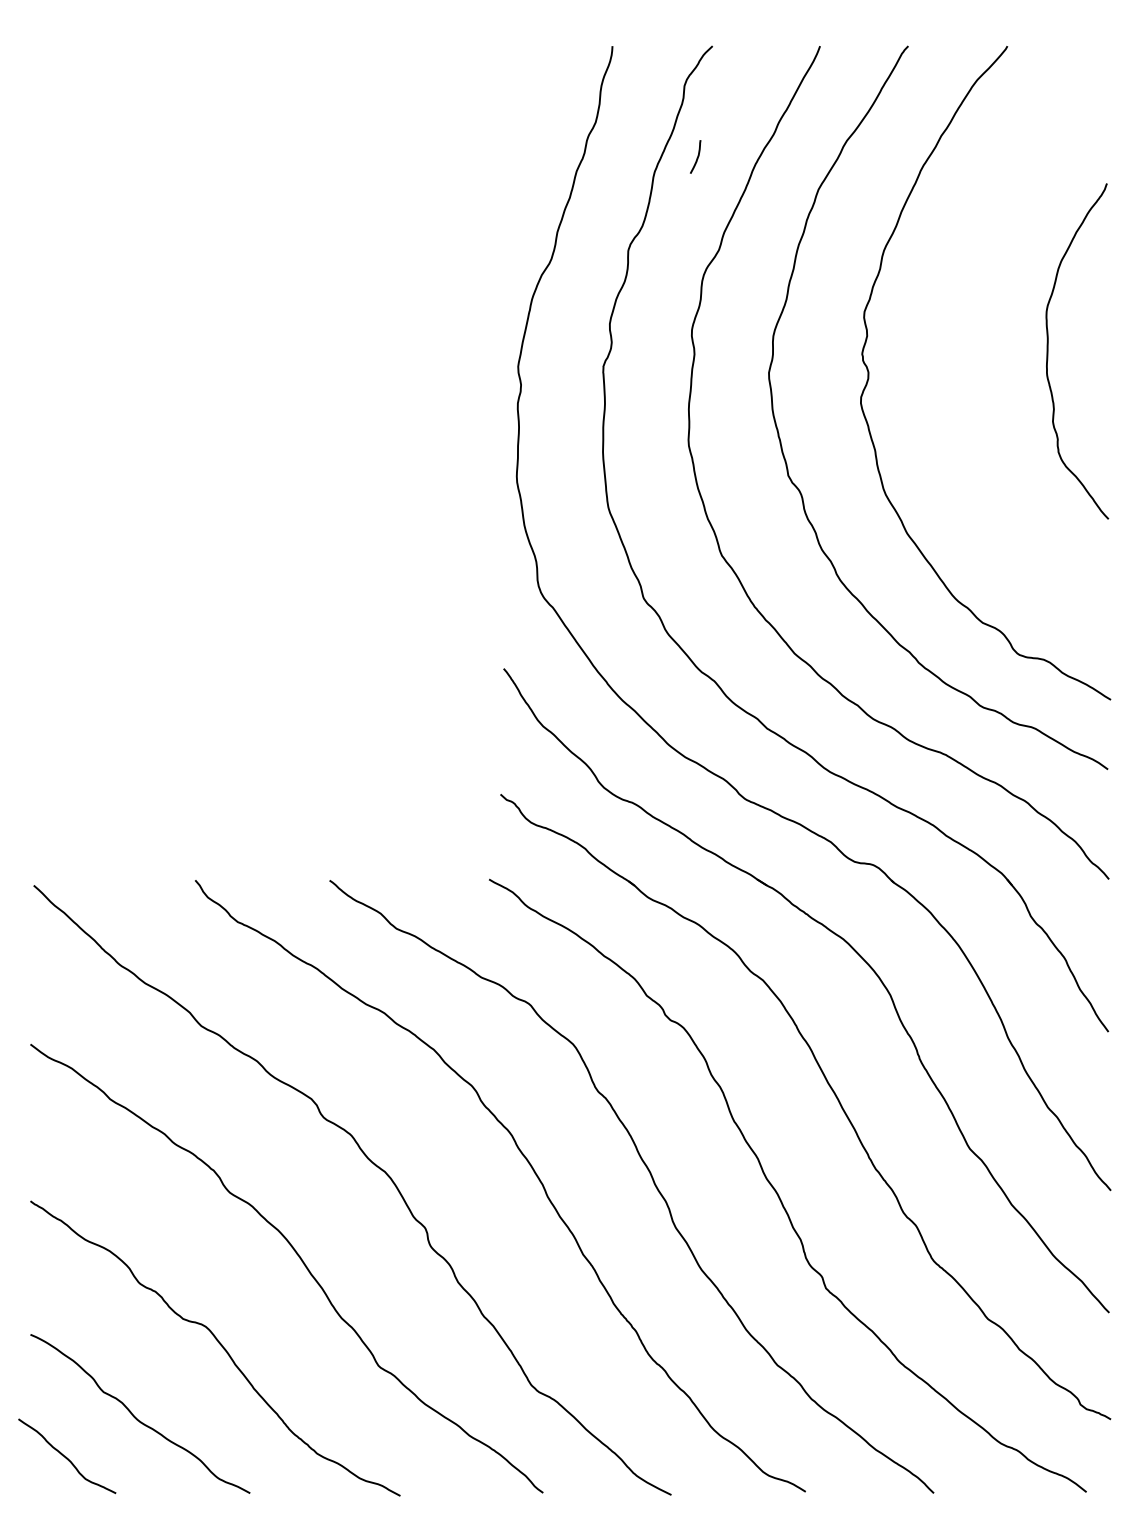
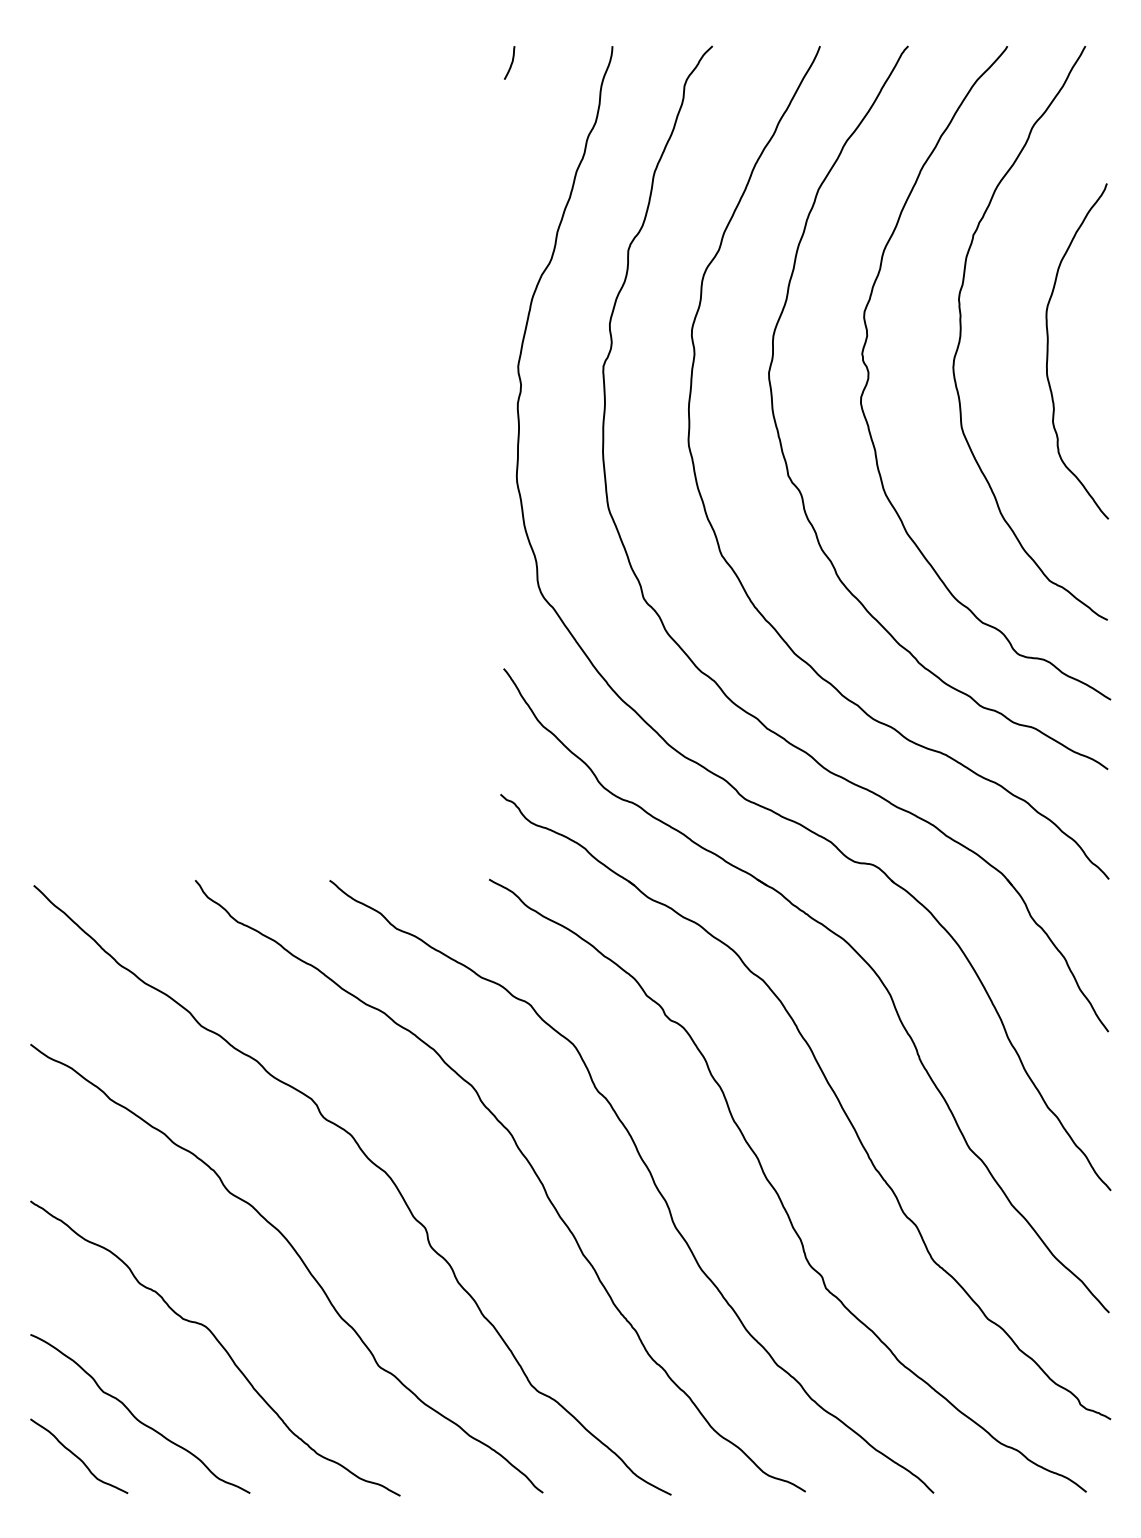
curve position: (697, 156) -> (511, 62) (511, 62)
curve: none -> present (961, 333)
curve position: (66, 1456) -> (78, 1456) (78, 1456)
